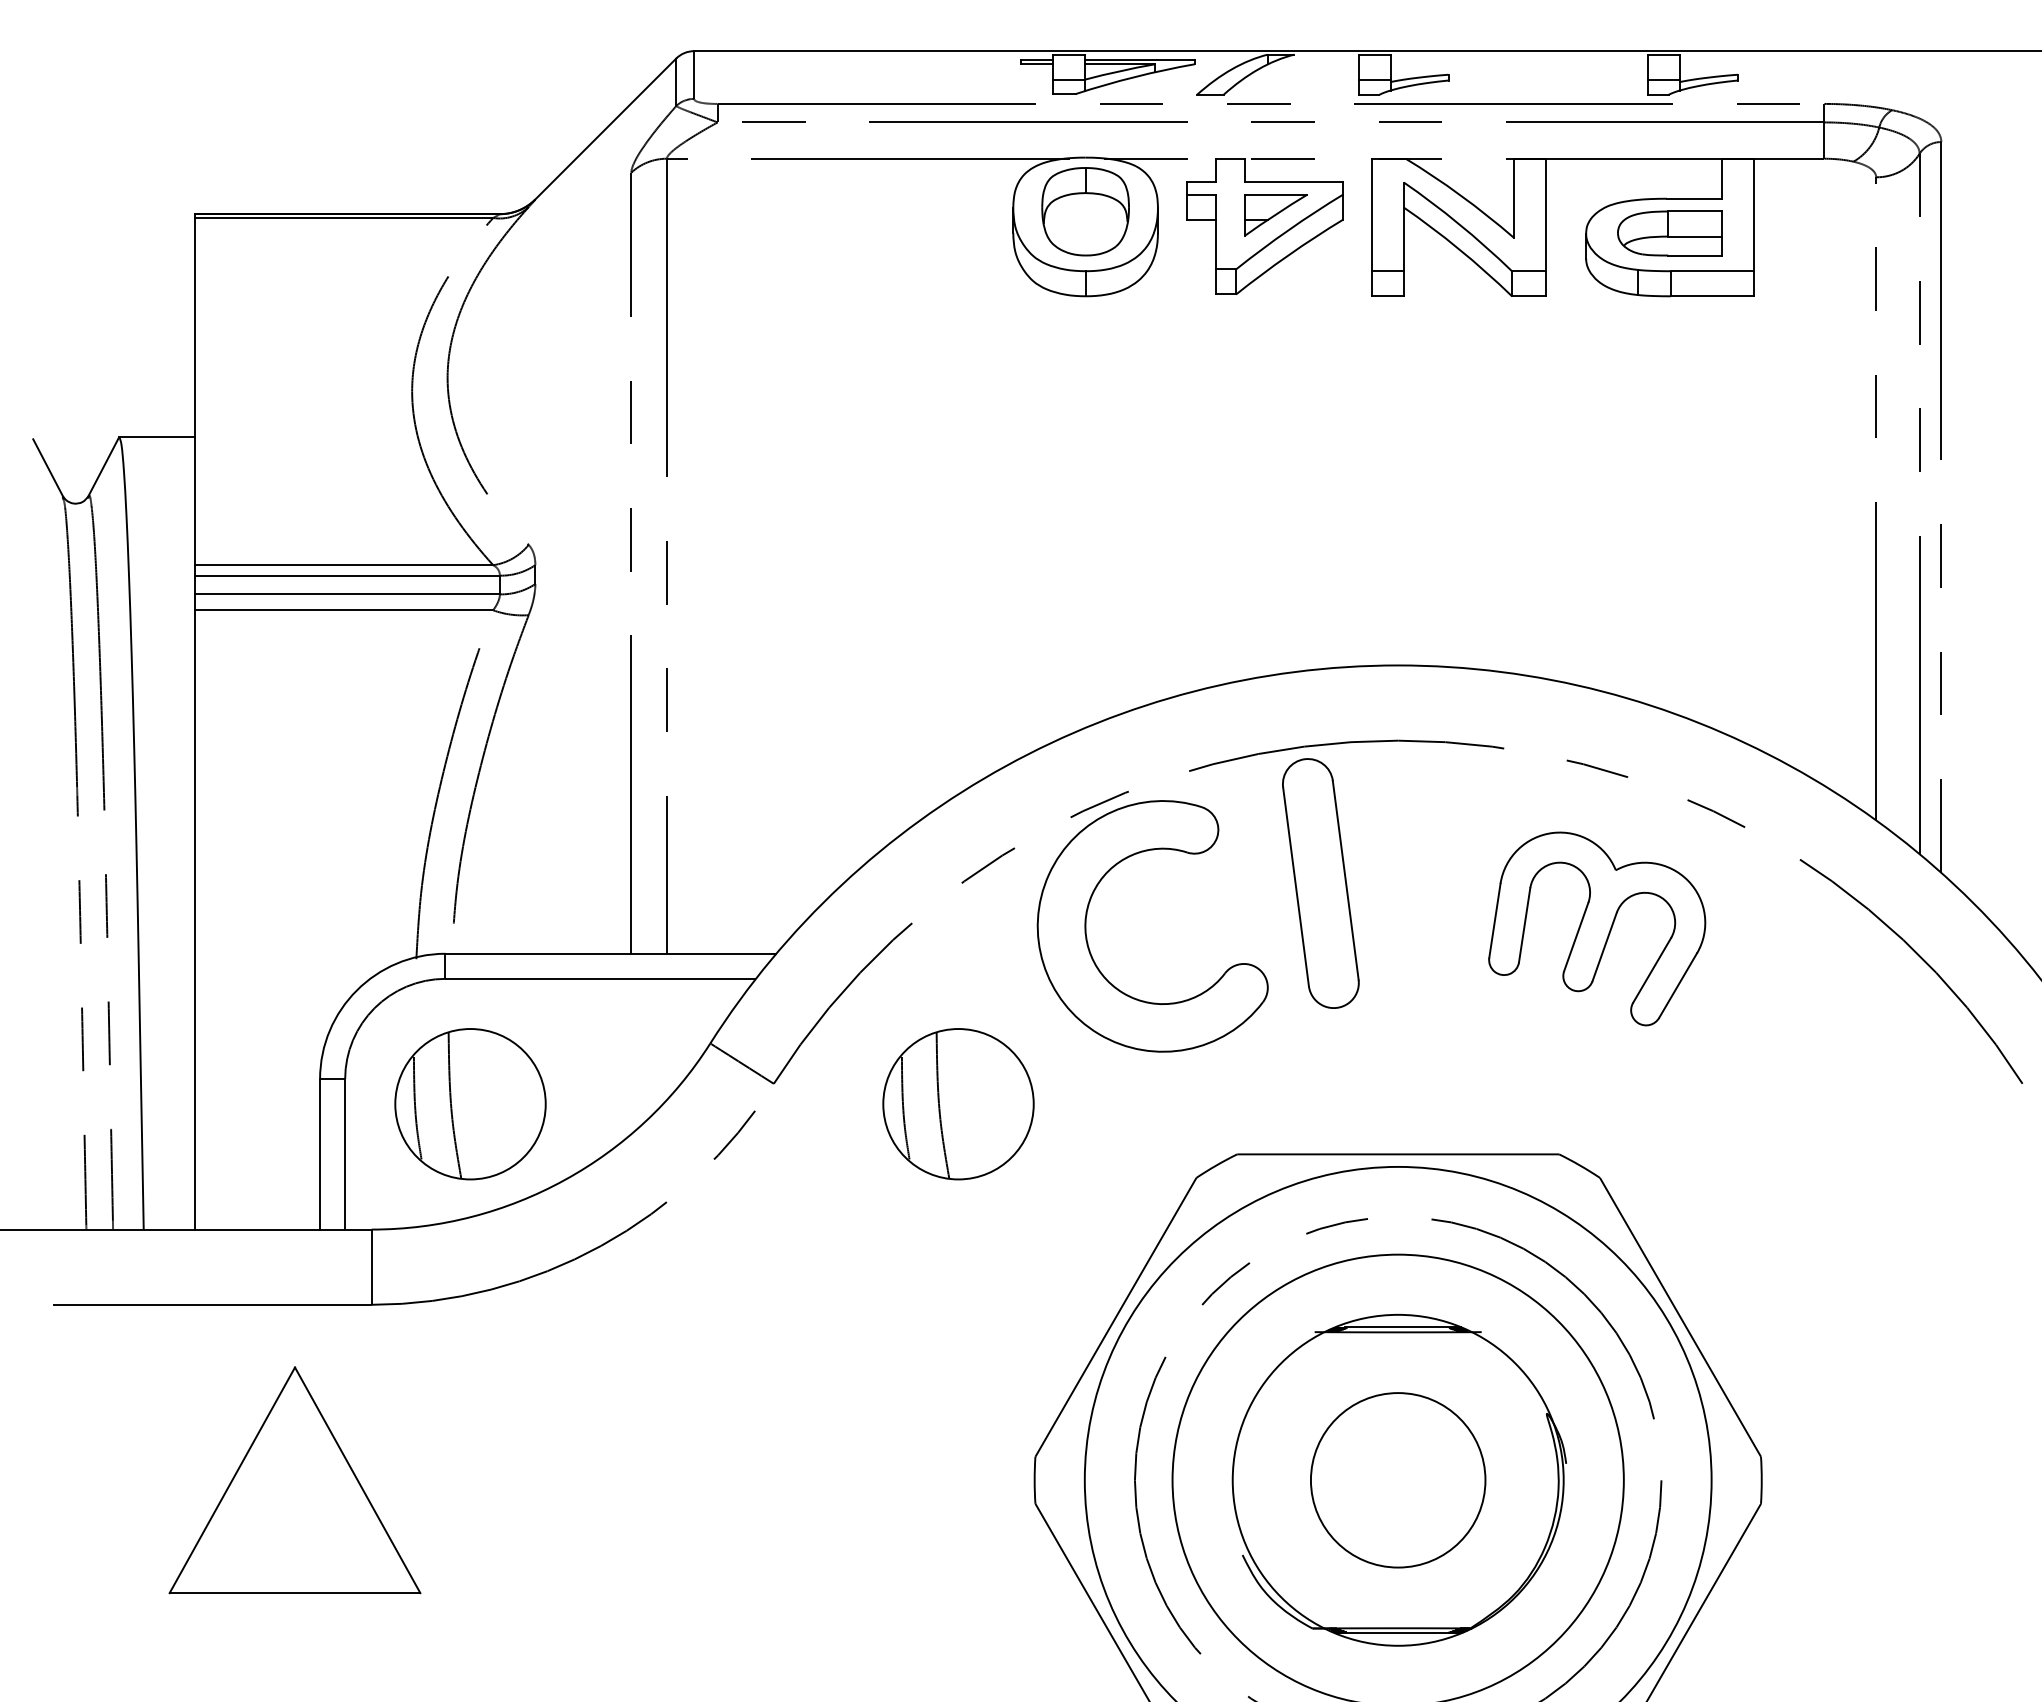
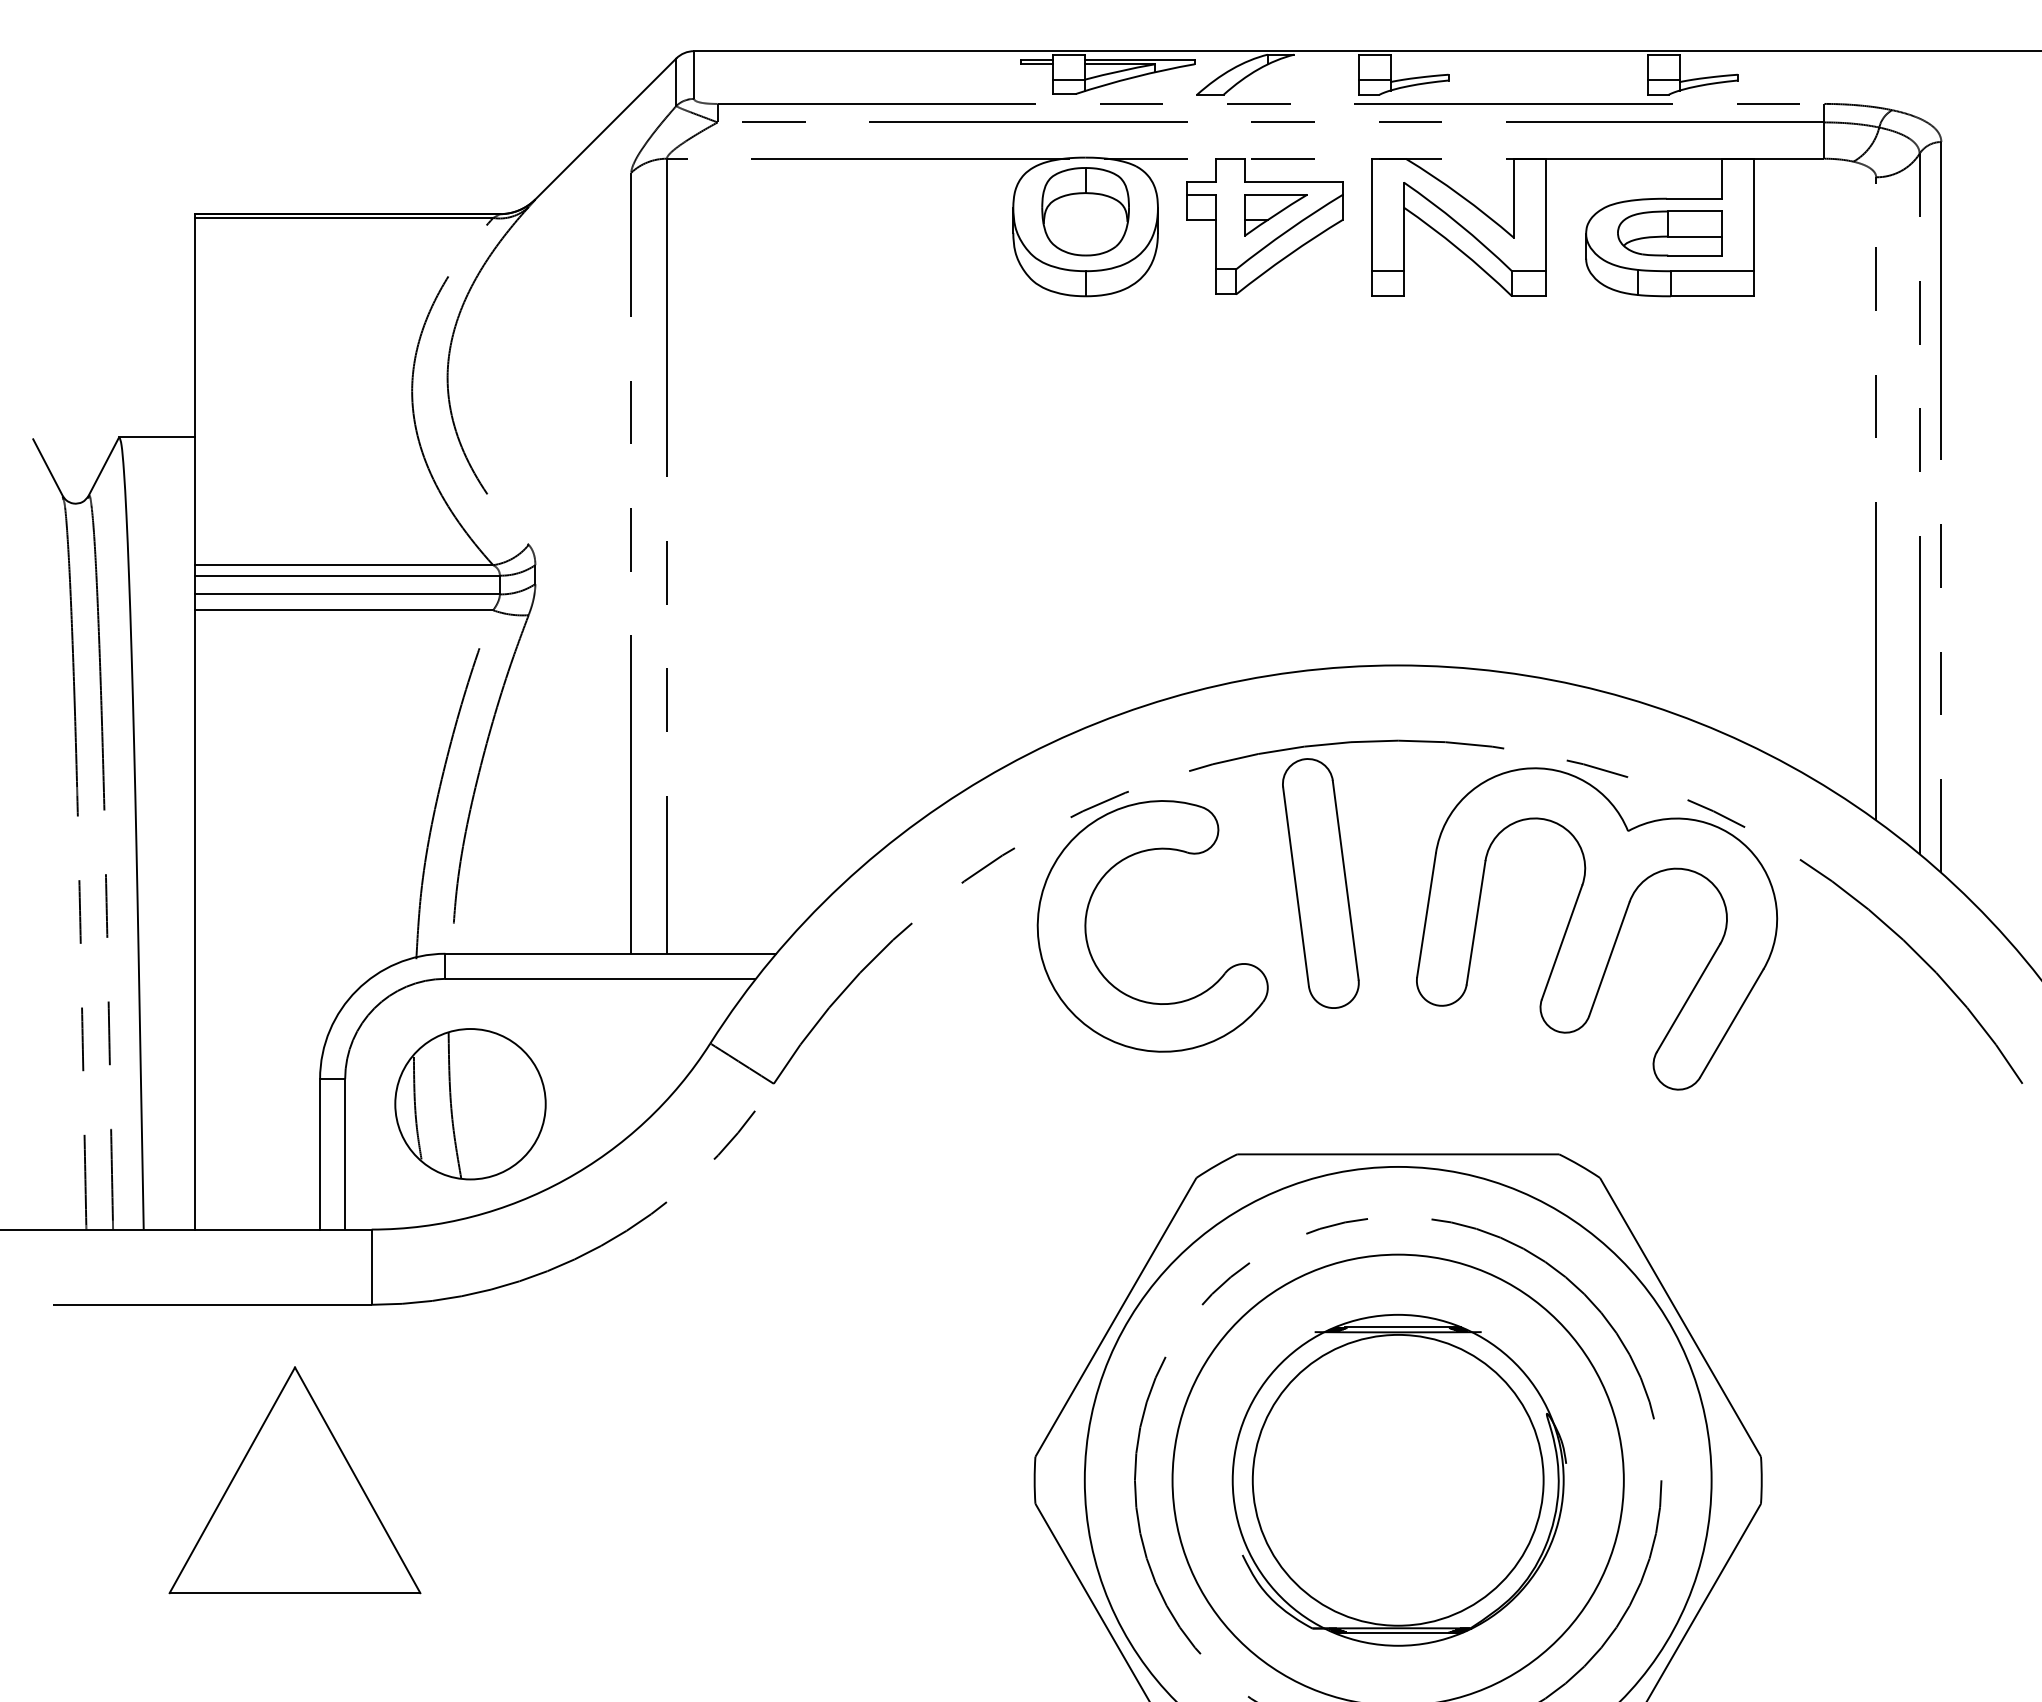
part size: 219x196 px -> 363x324 px (1597, 928)
part: present -> none (958, 1104)
circle diameter: 175 px -> 291 px (1397, 1479)
